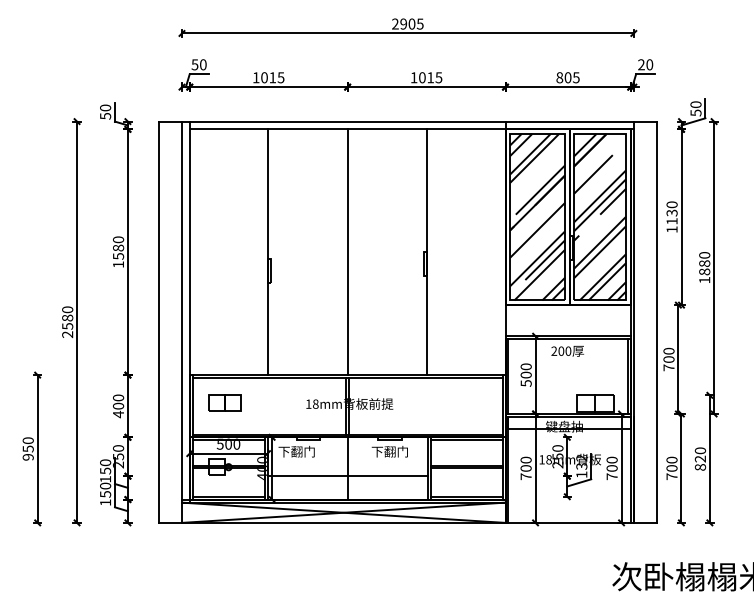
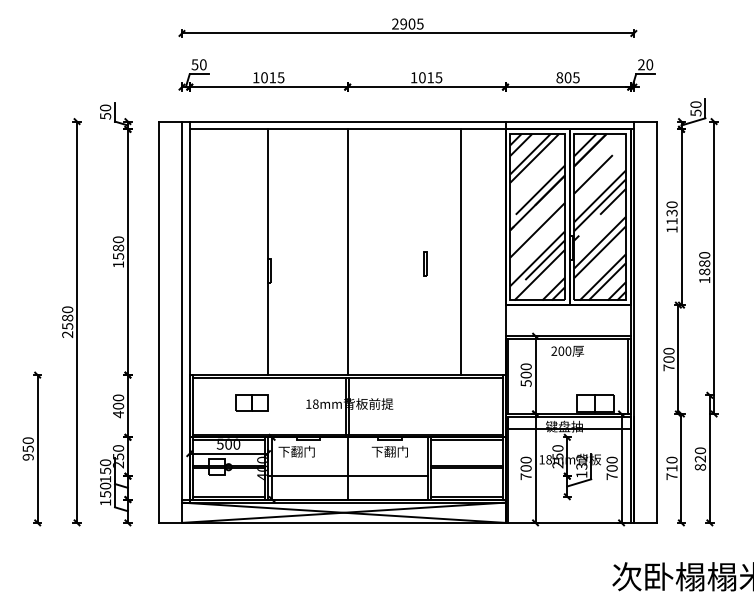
line position: (426, 252) -> (460, 252) (460, 252)
part position: (224, 402) -> (251, 402) (251, 402)
text: 700 -> 710 (671, 468)
